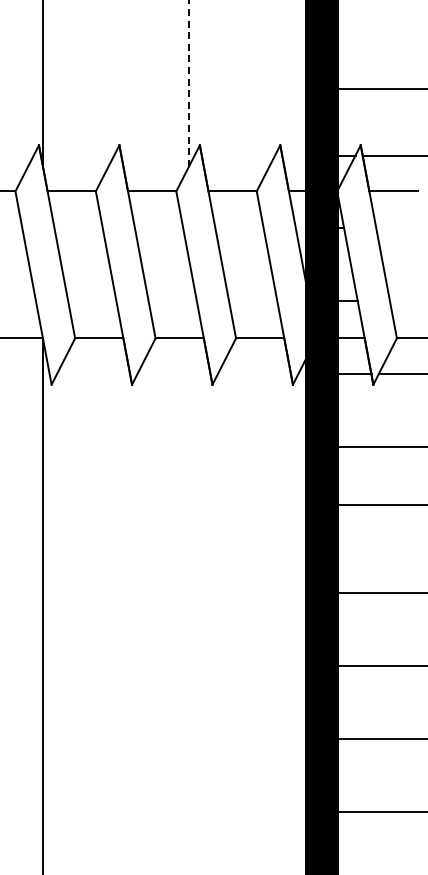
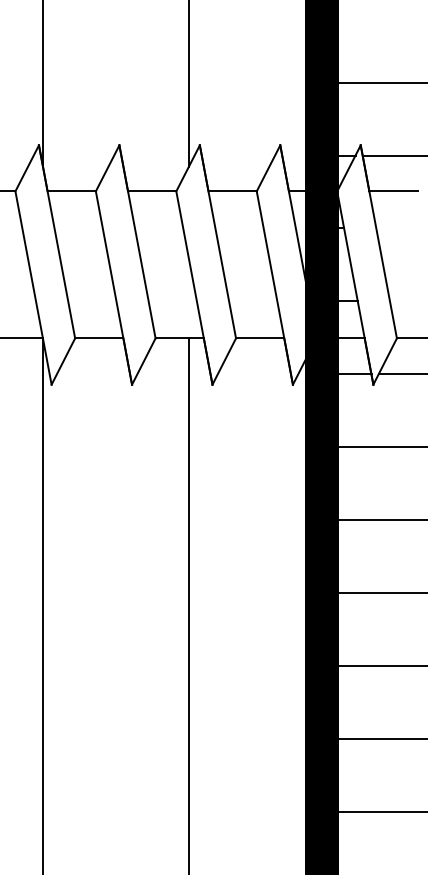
line: dashed -> solid (188, 83)
line position: (381, 88) -> (381, 82) (381, 82)
line position: (381, 505) -> (381, 520) (381, 520)
line: none -> present (188, 604)
